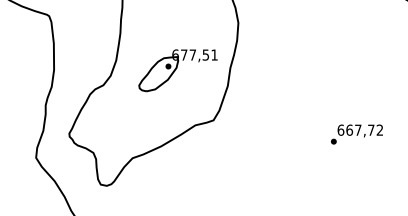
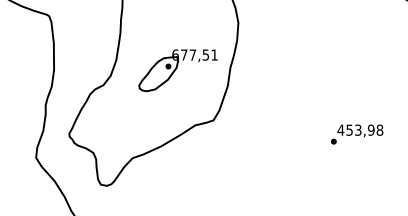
text: 667,72 -> 453,98 (360, 129)
